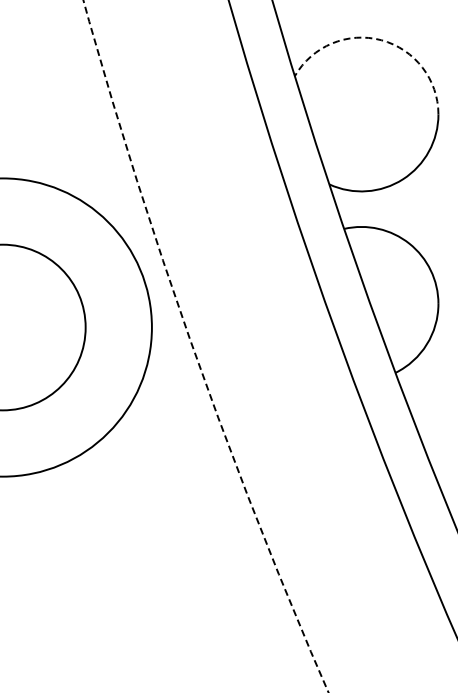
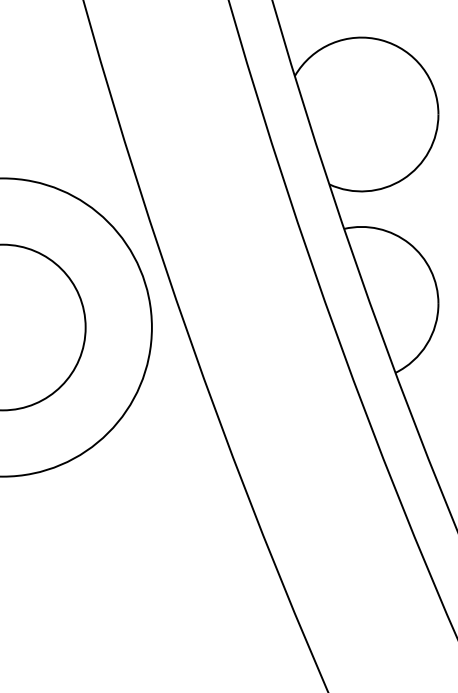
arc: dashed -> solid (381, 40)
arc: dashed -> solid (193, 349)
